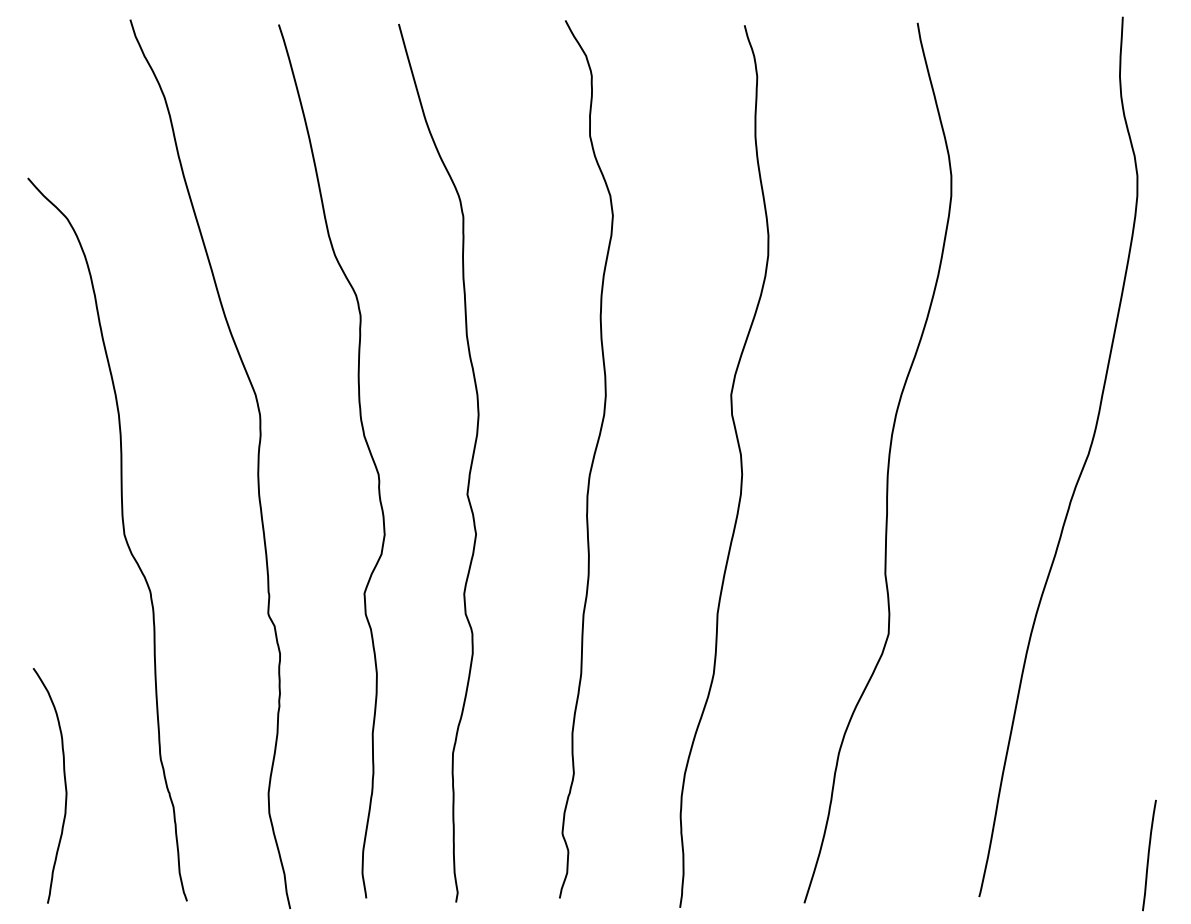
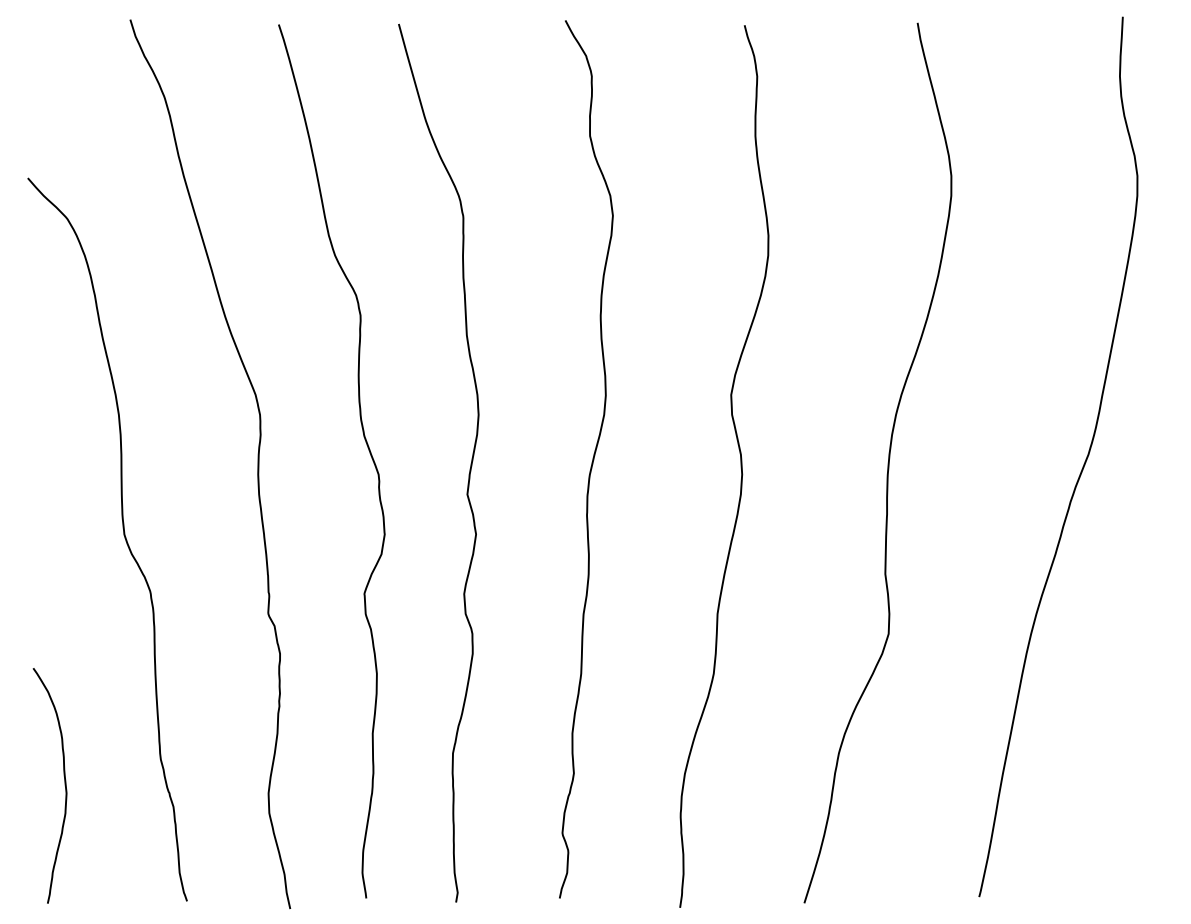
curve: present -> none (1149, 855)
